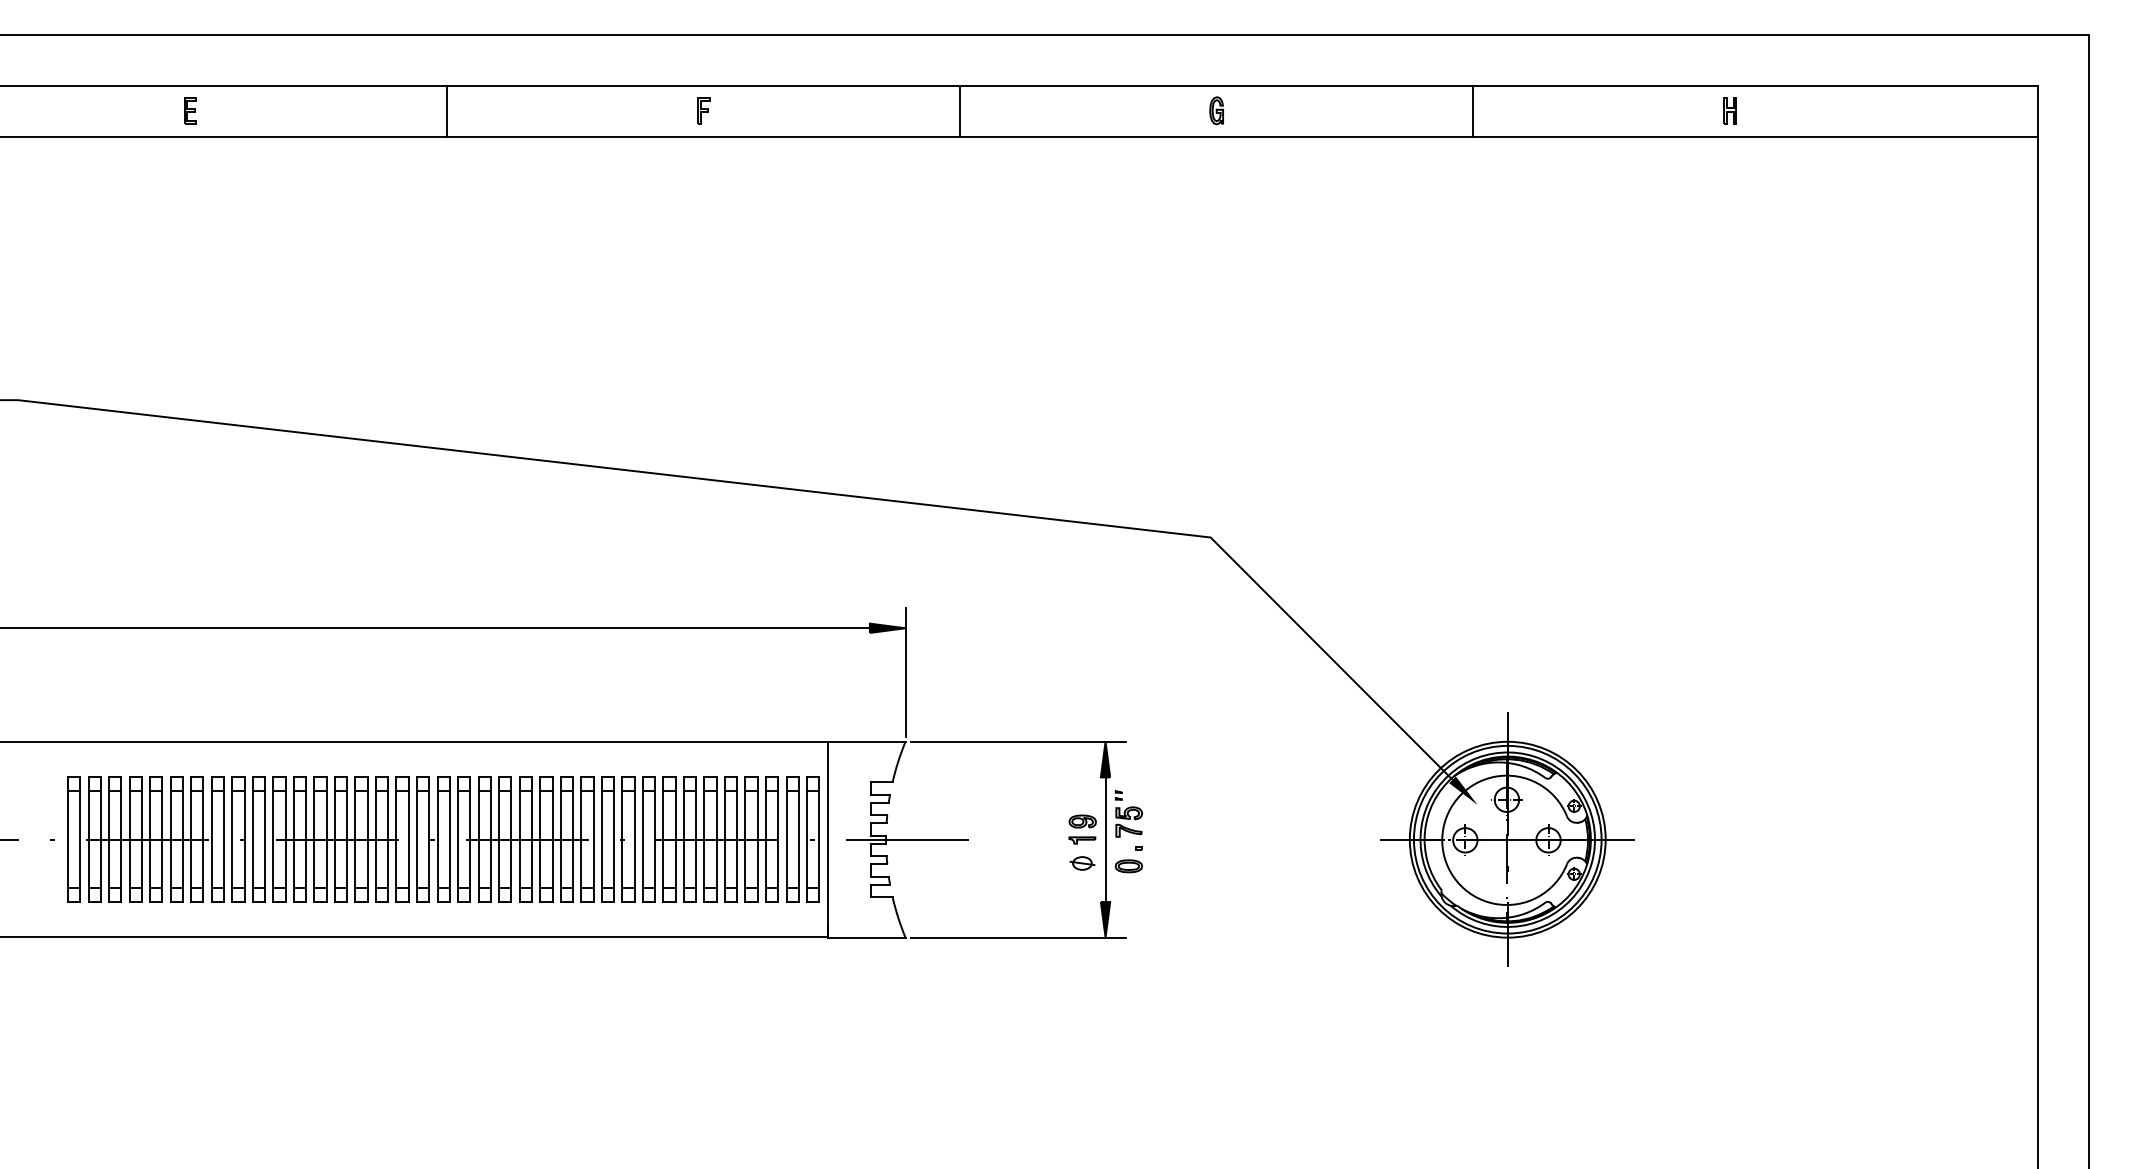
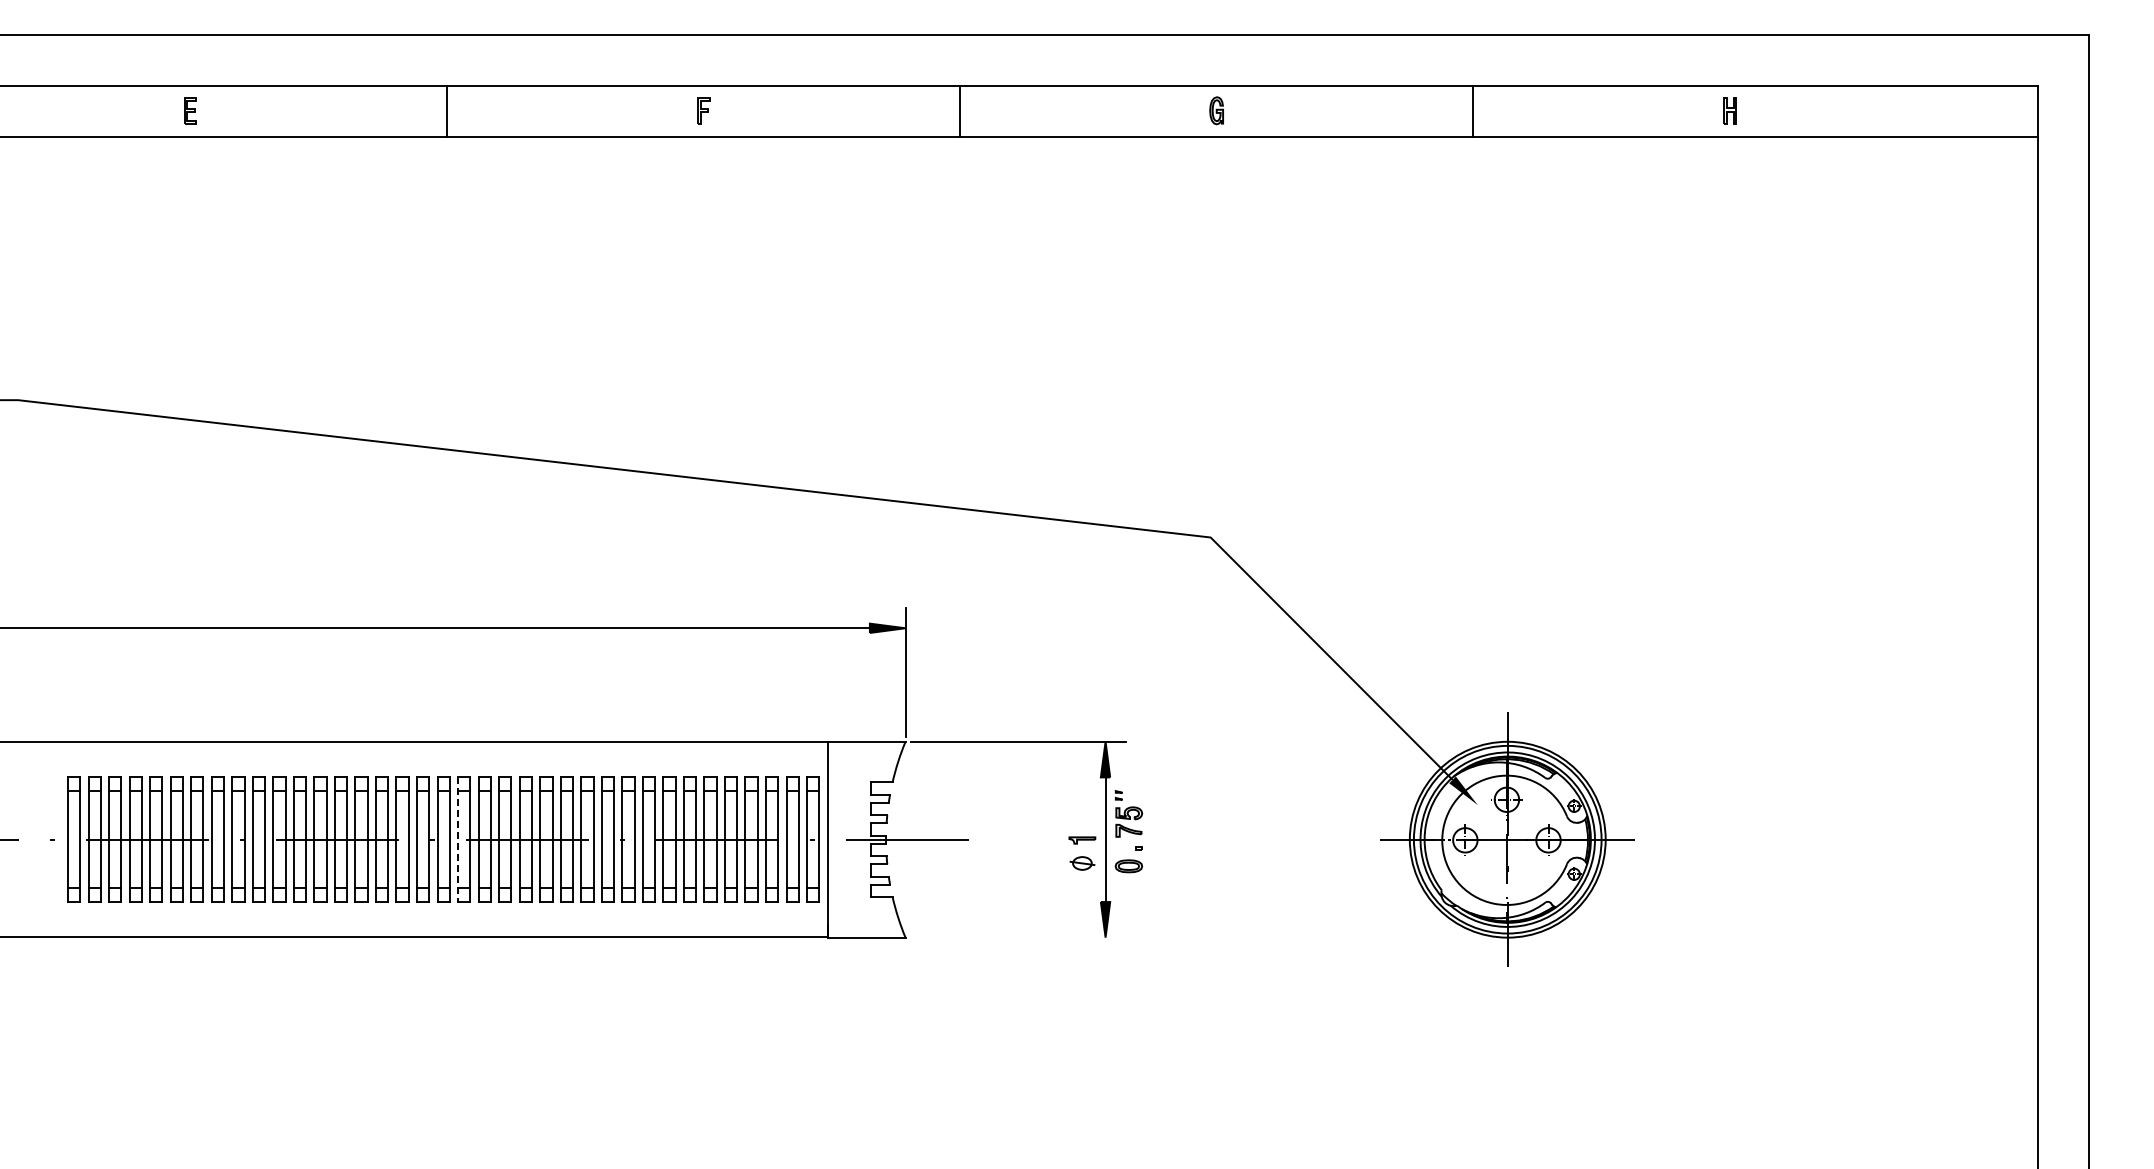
part: present -> none (1082, 821)
line: solid -> dashed (458, 840)
line: present -> none (1018, 937)
